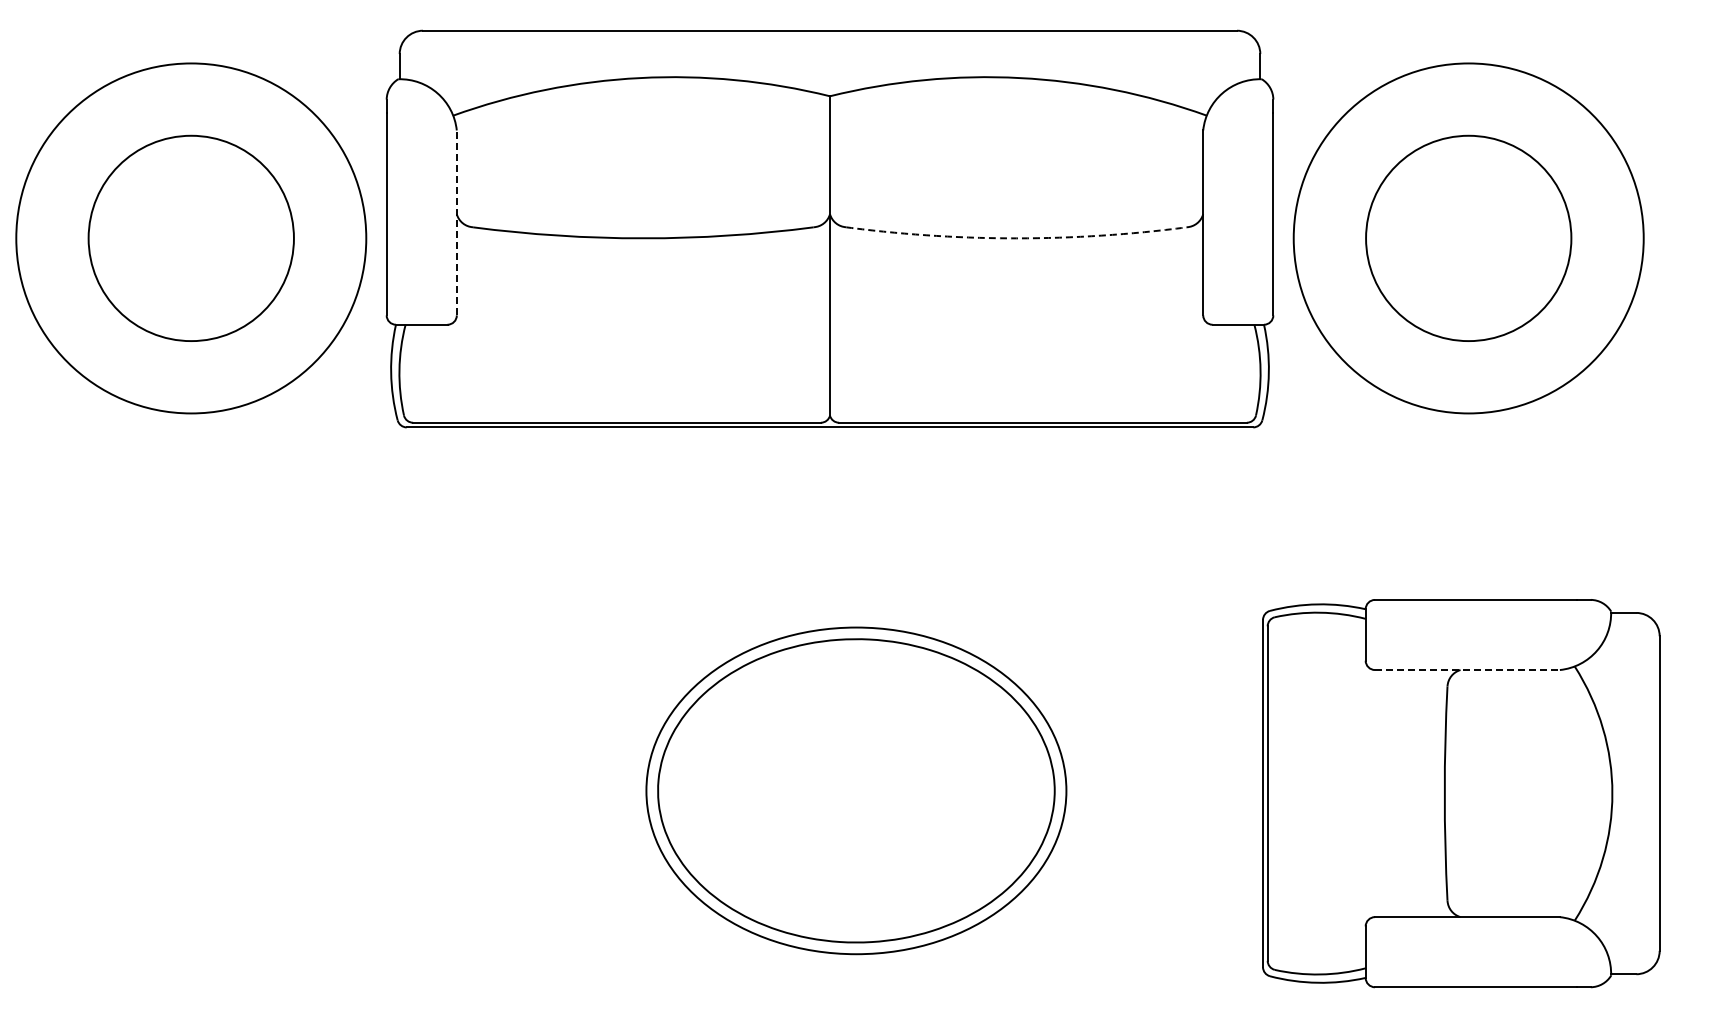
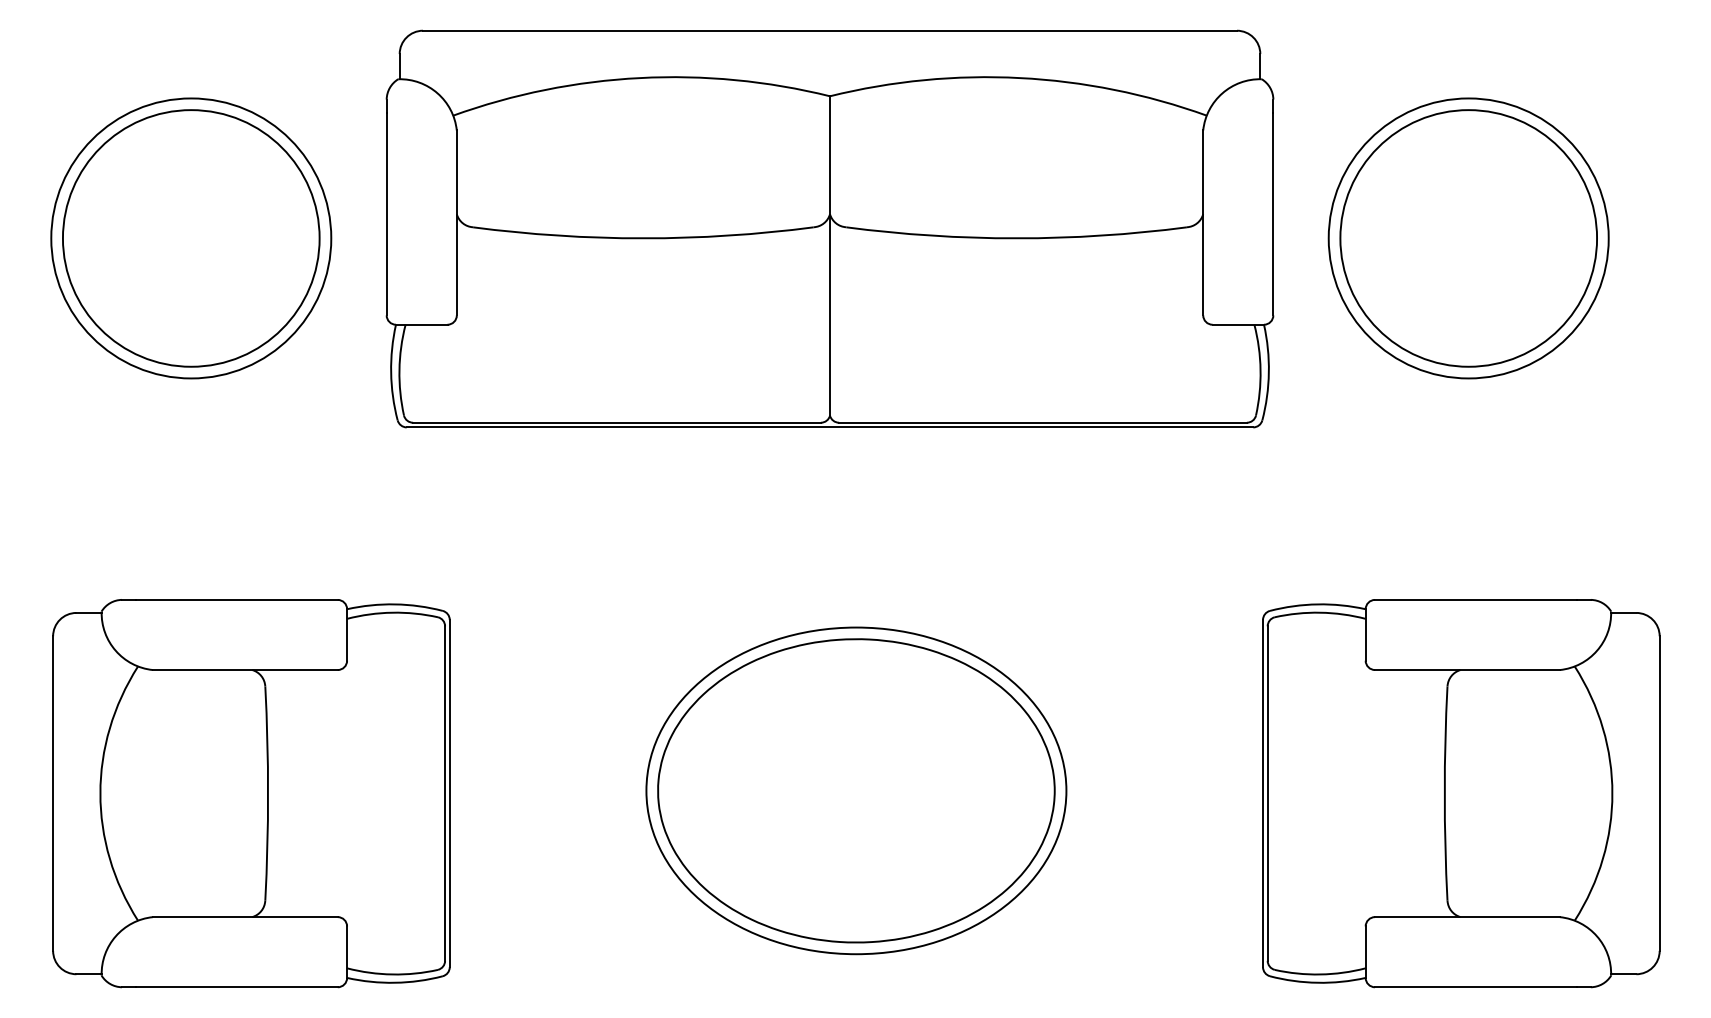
line: dashed -> solid (456, 222)
circle diameter: 205 px -> 257 px (190, 238)
circle diameter: 350 px -> 280 px (191, 238)
arc: dashed -> solid (1016, 238)
circle diameter: 205 px -> 257 px (1468, 238)
circle diameter: 350 px -> 280 px (1468, 238)
line: dashed -> solid (1467, 670)
part: none -> present (251, 793)
